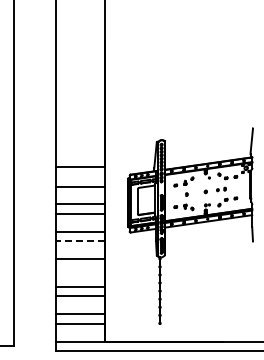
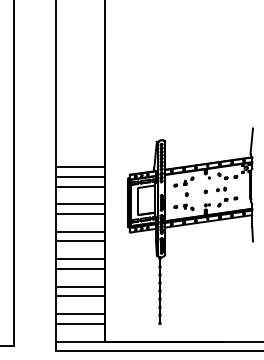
line: none -> present (80, 176)
line: dashed -> solid (80, 241)
line: none -> present (80, 268)
